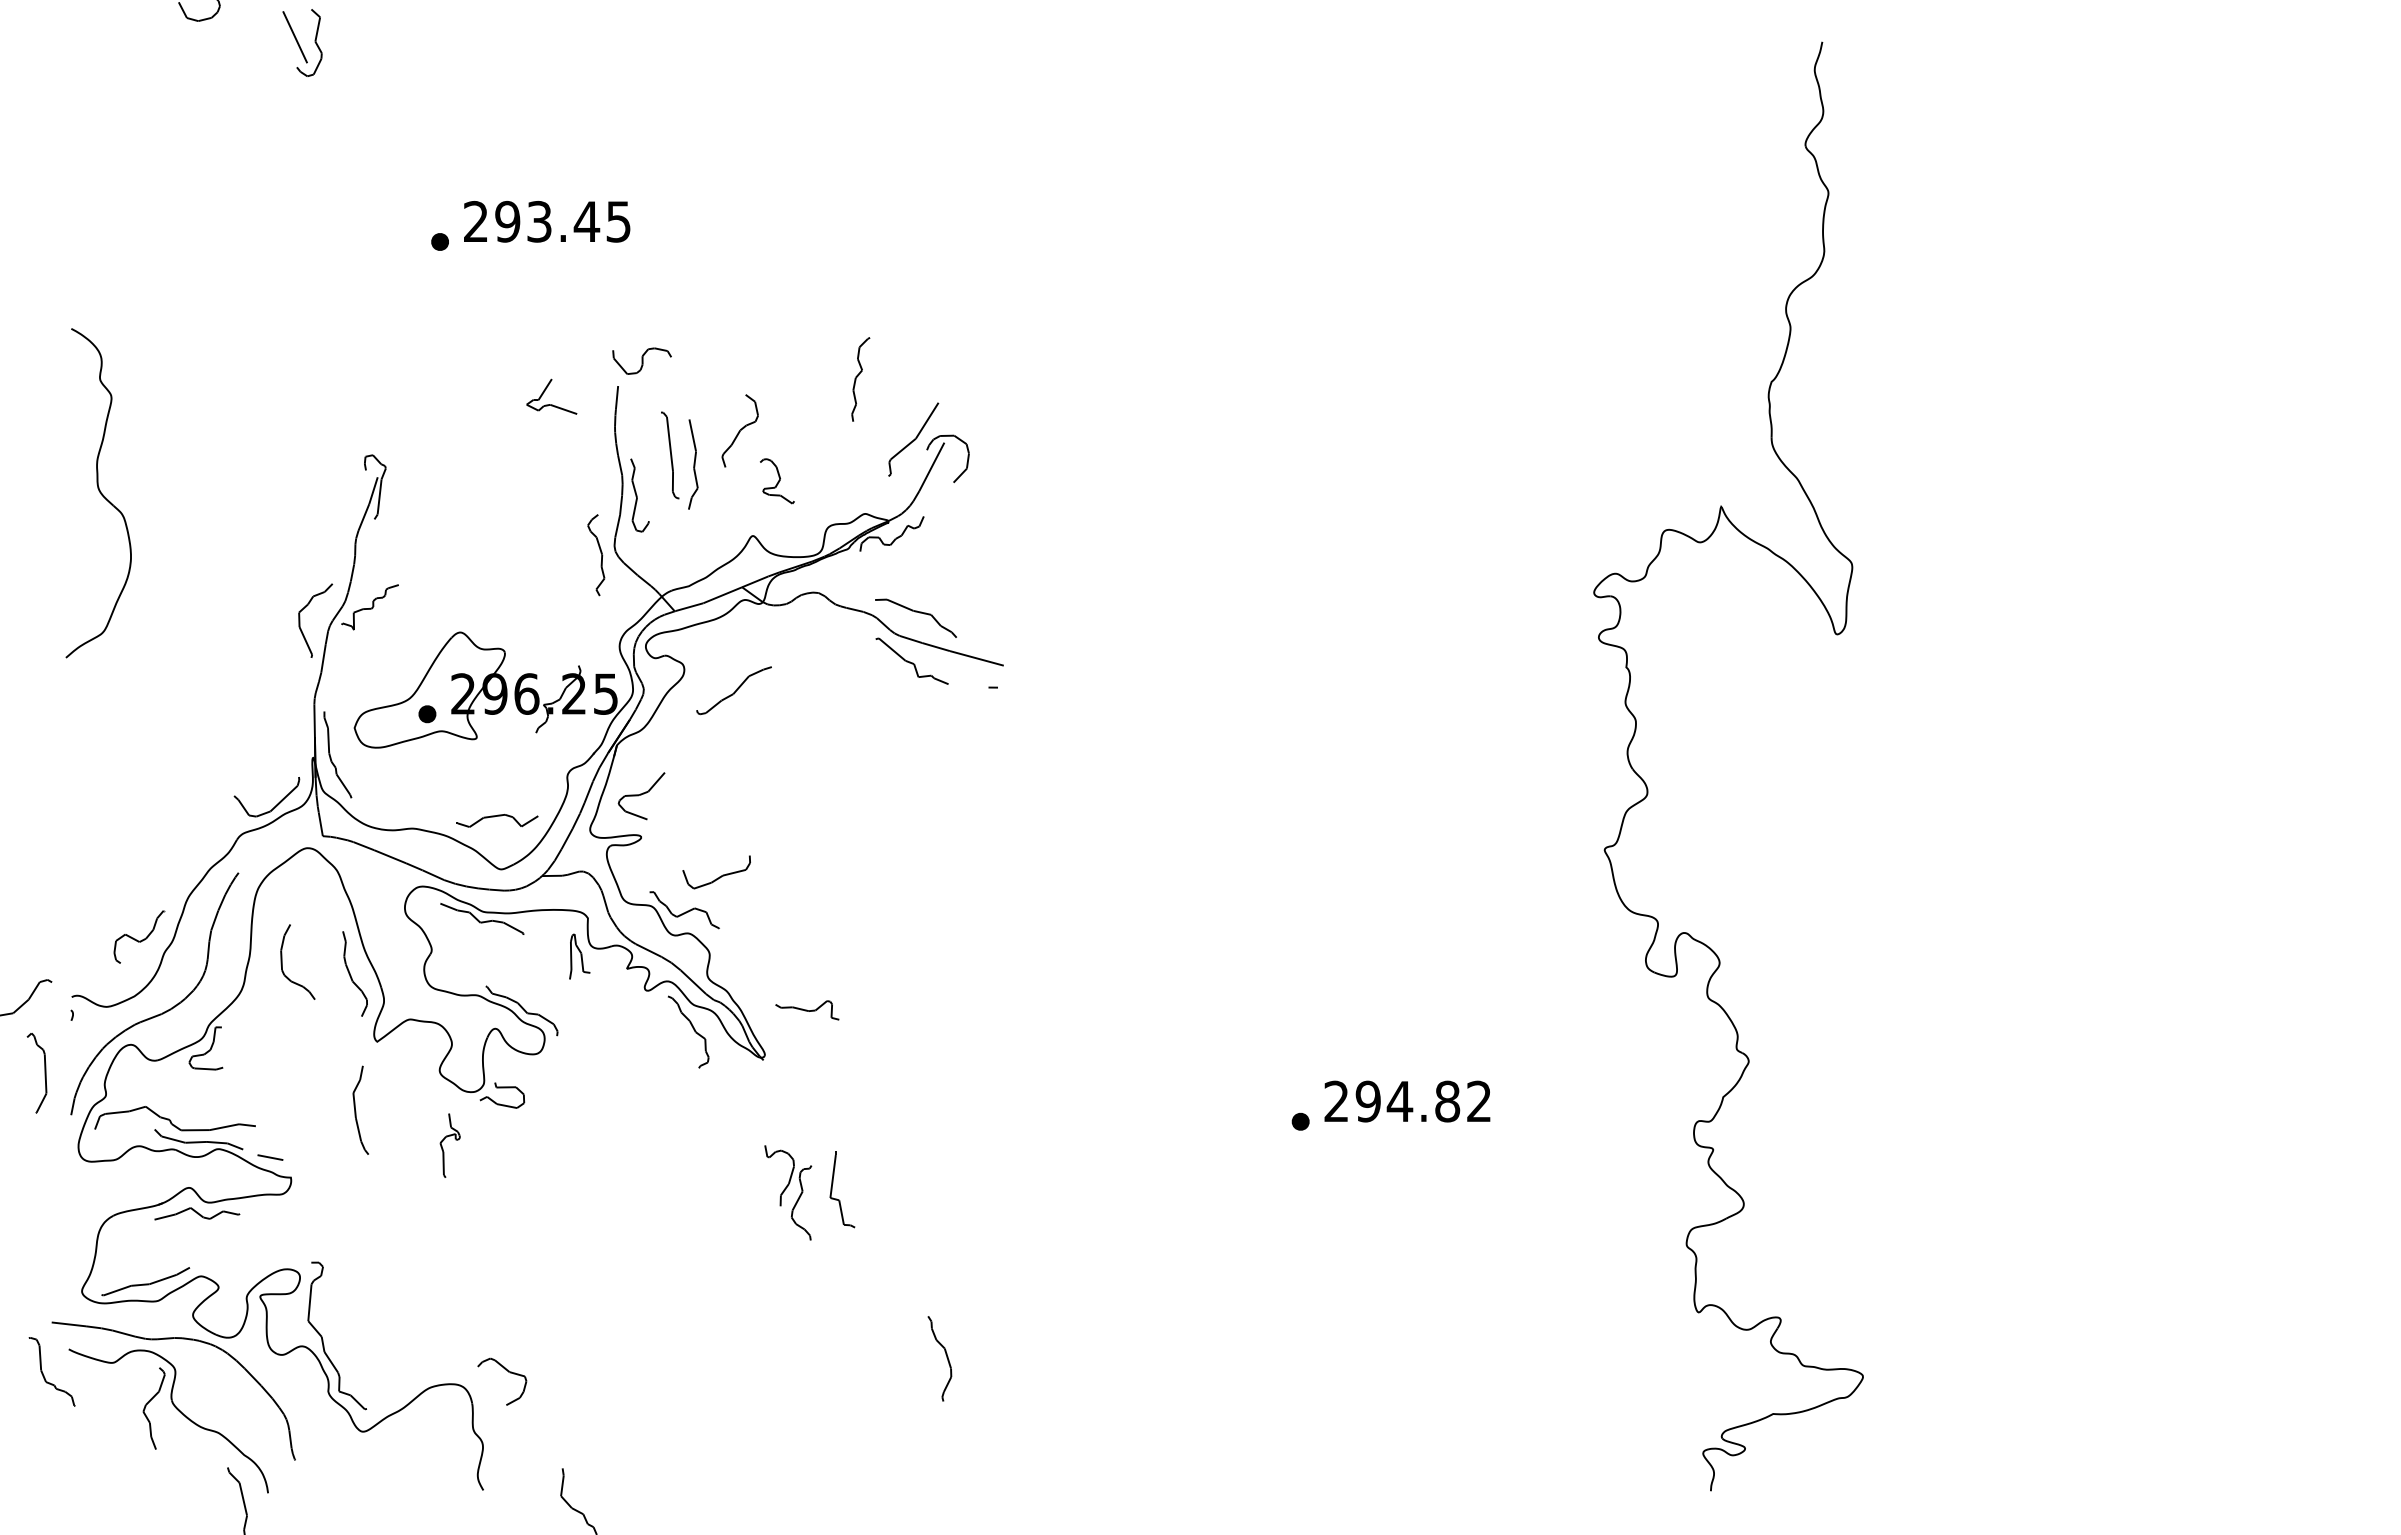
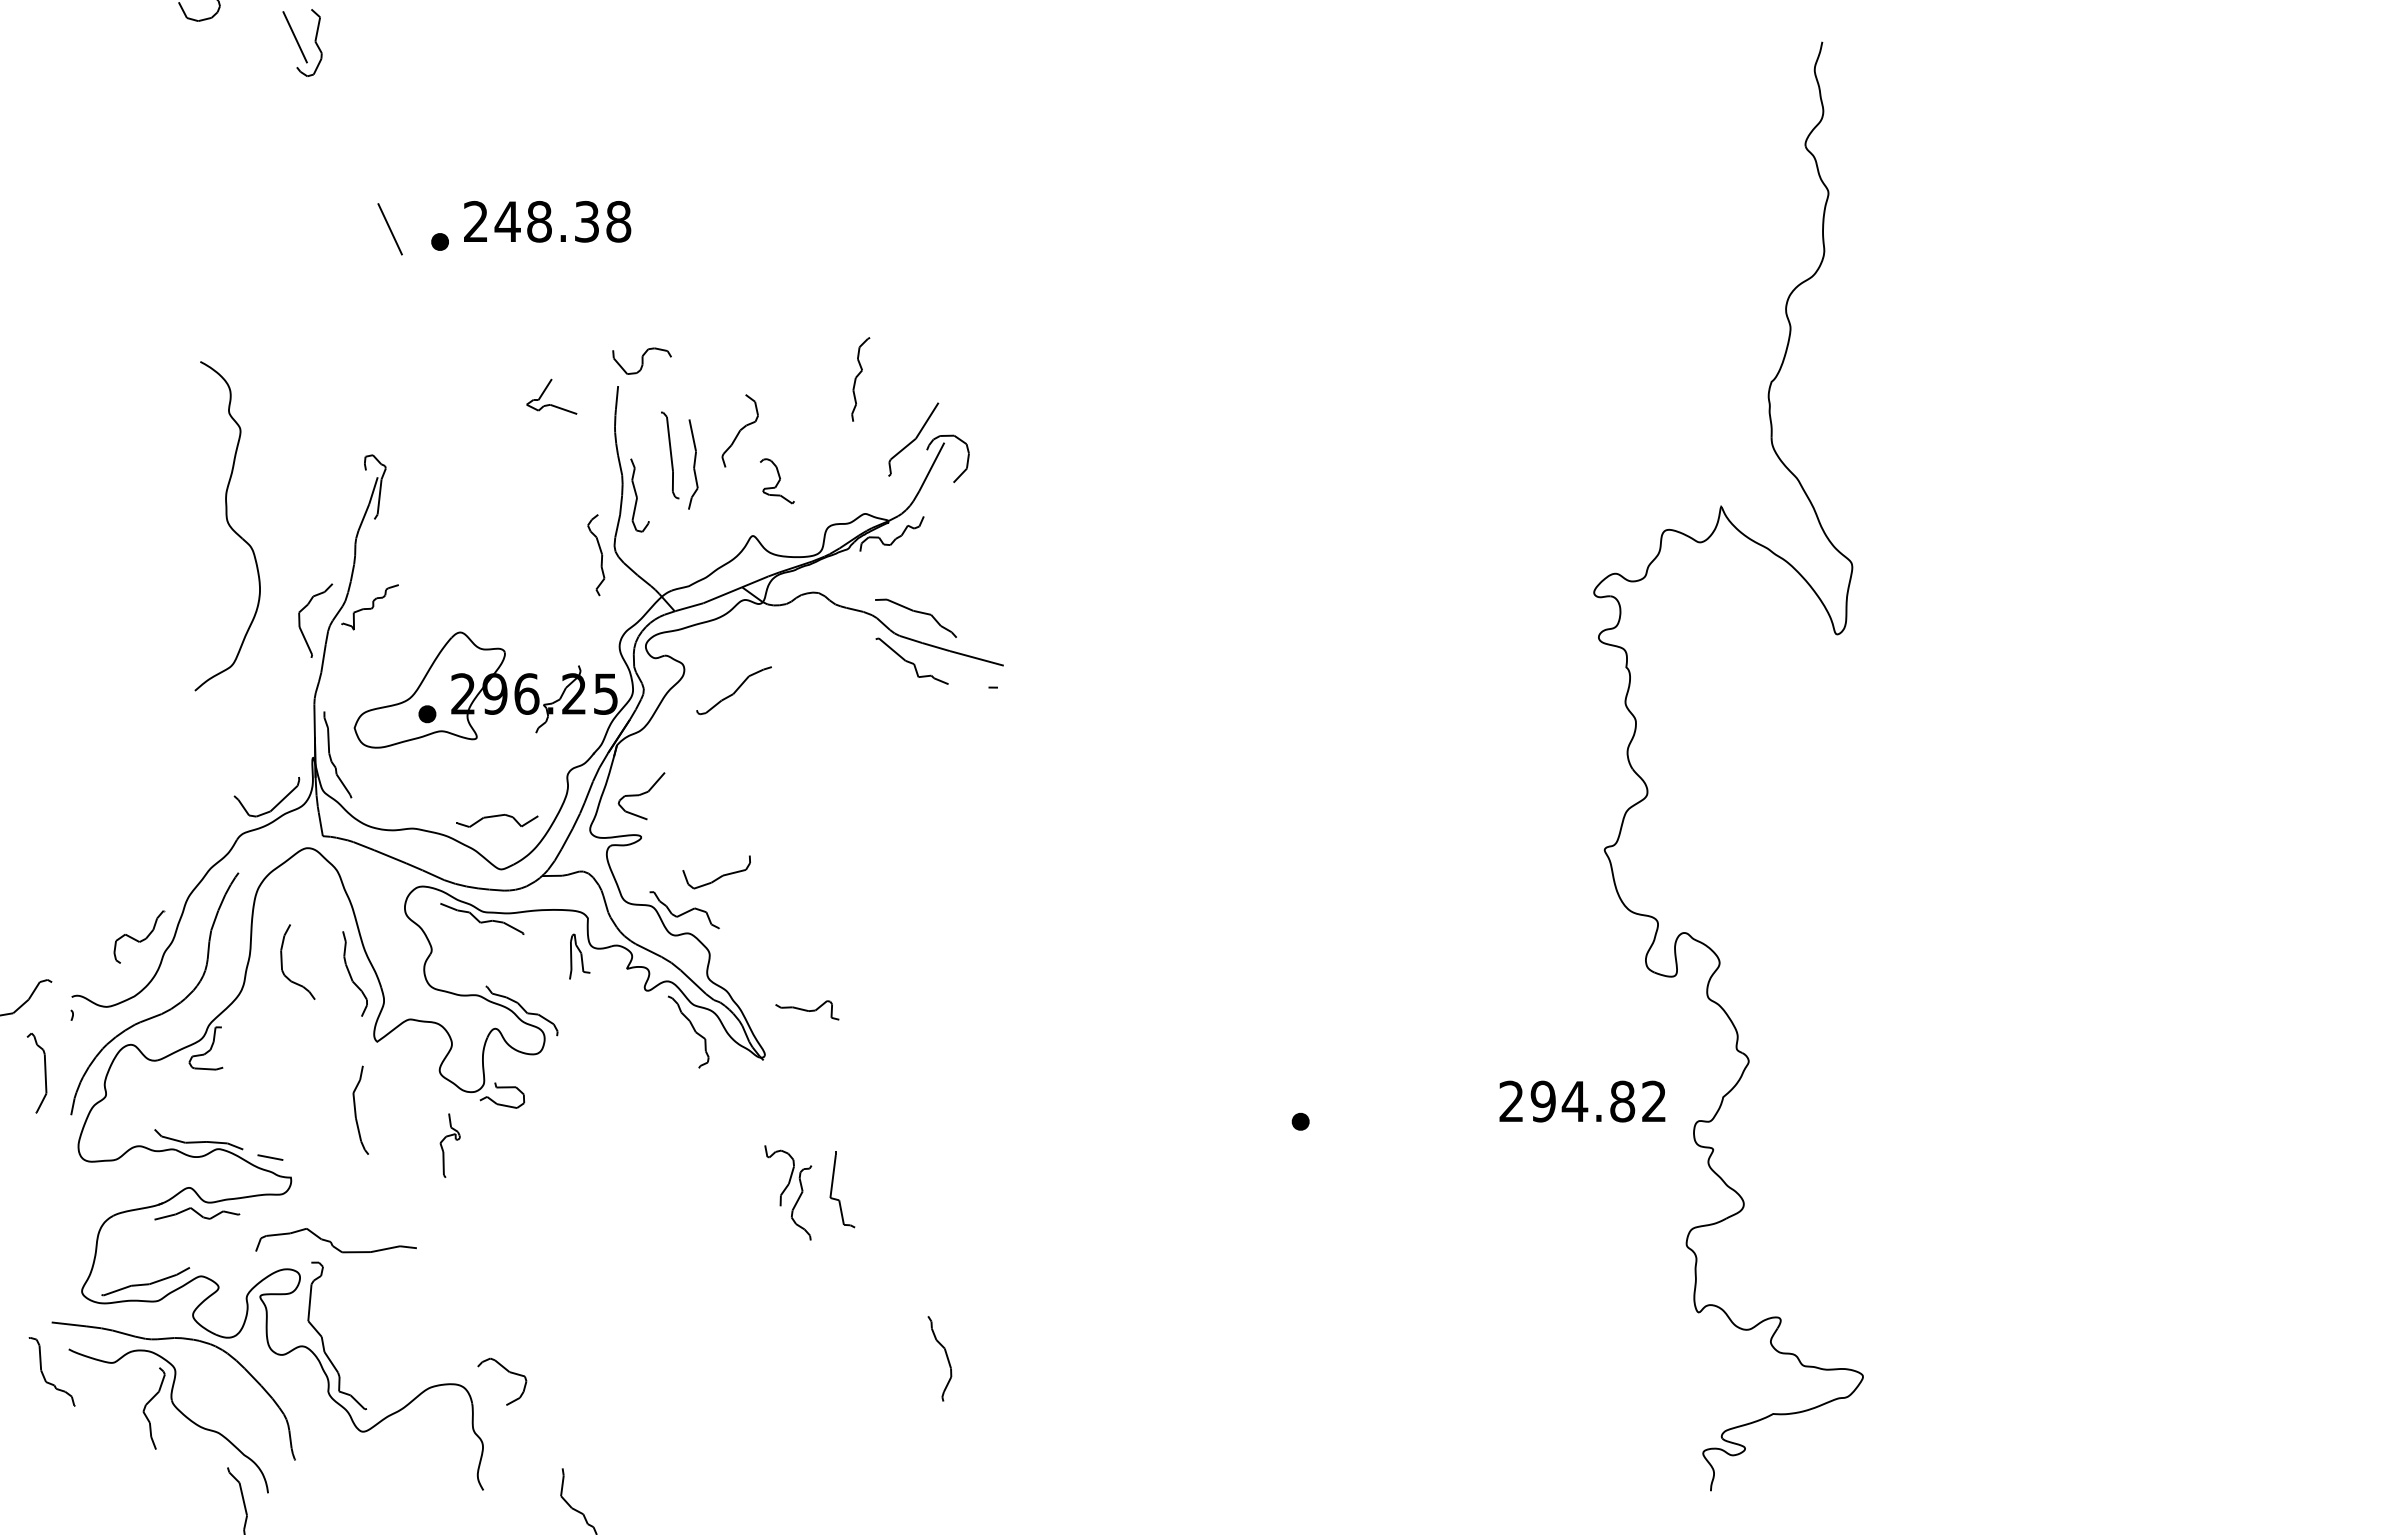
text: 293.45 -> 248.38 (562, 221)
line: none -> present (389, 229)
part position: (98, 493) -> (227, 526) (227, 526)
text position: (1407, 1101) -> (1582, 1101) (1582, 1101)
part position: (174, 1118) -> (335, 1240) (335, 1240)
